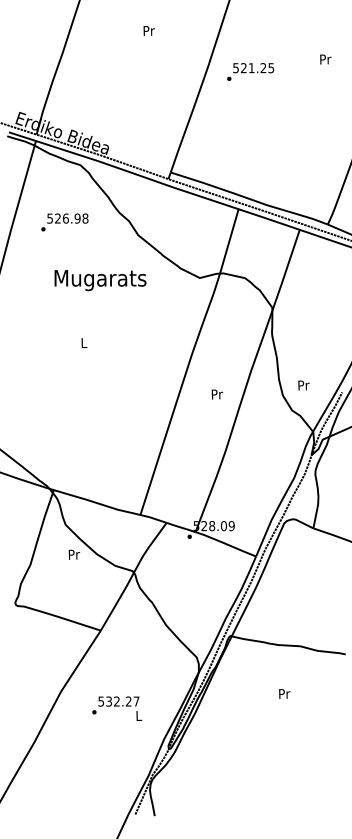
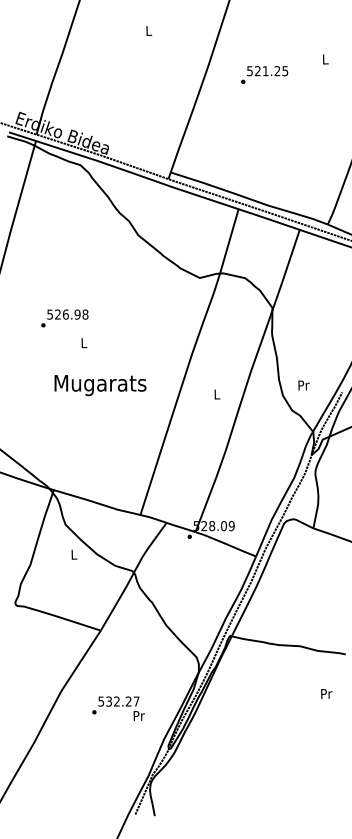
text: Pr -> L (148, 30)
text: Pr -> L (325, 59)
text position: (250, 71) -> (264, 74) (264, 74)
text position: (64, 222) -> (64, 318) (64, 318)
text position: (100, 280) -> (100, 385) (100, 385)
text: Pr -> L (217, 394)
text: Pr -> L (74, 554)
text position: (284, 693) -> (326, 693) (326, 693)
text: L -> Pr (138, 715)
